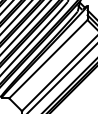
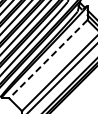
line: solid -> dashed (48, 59)
